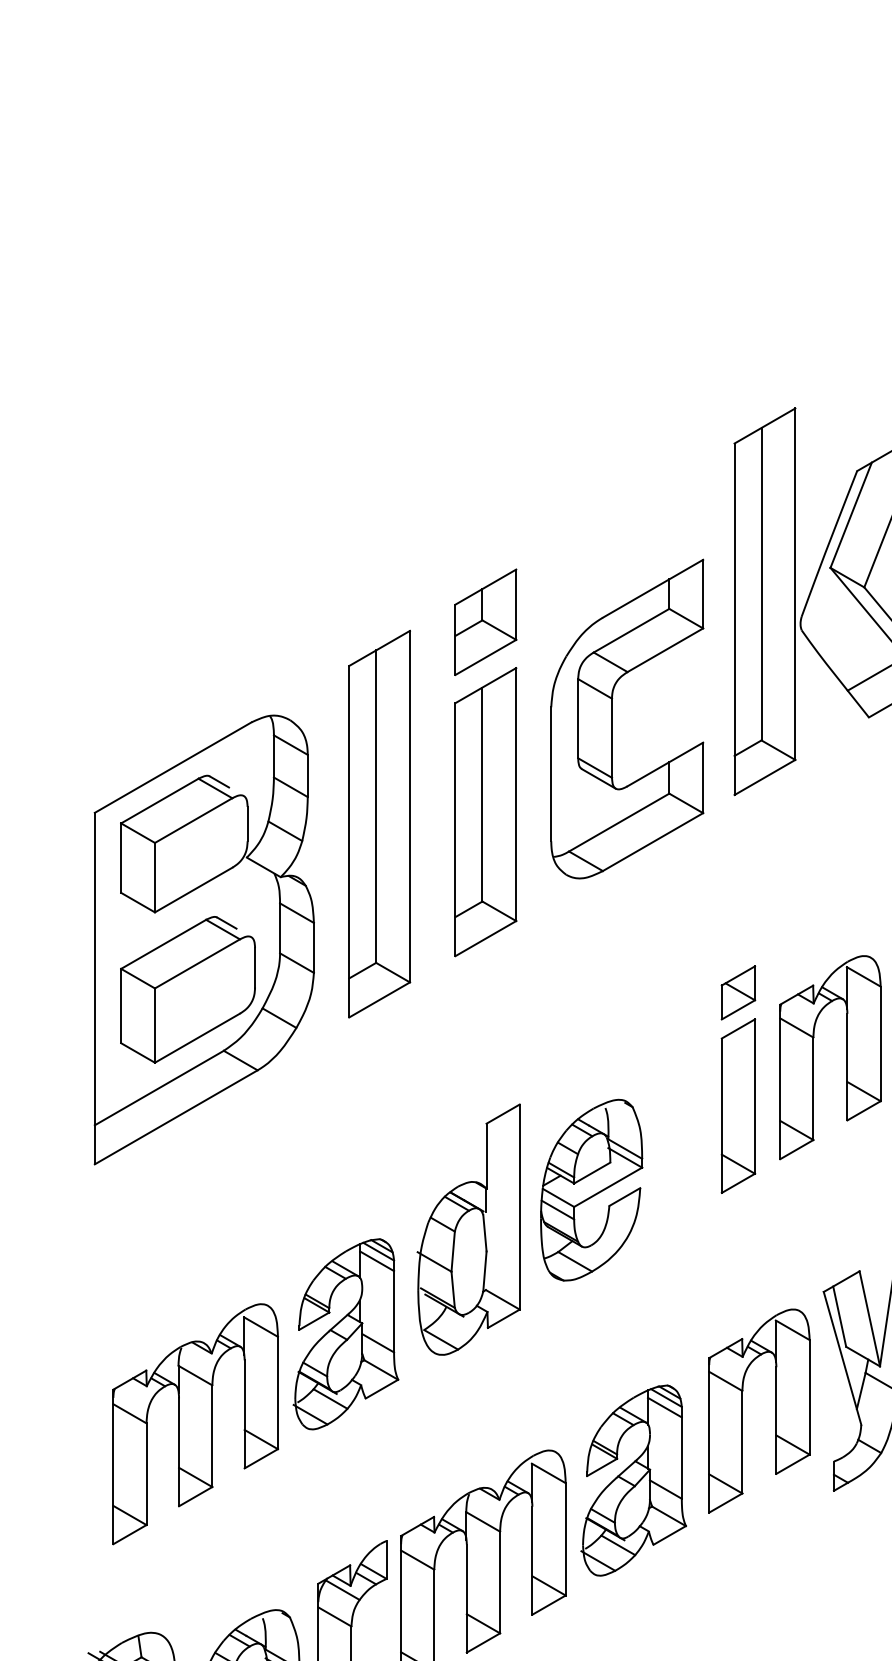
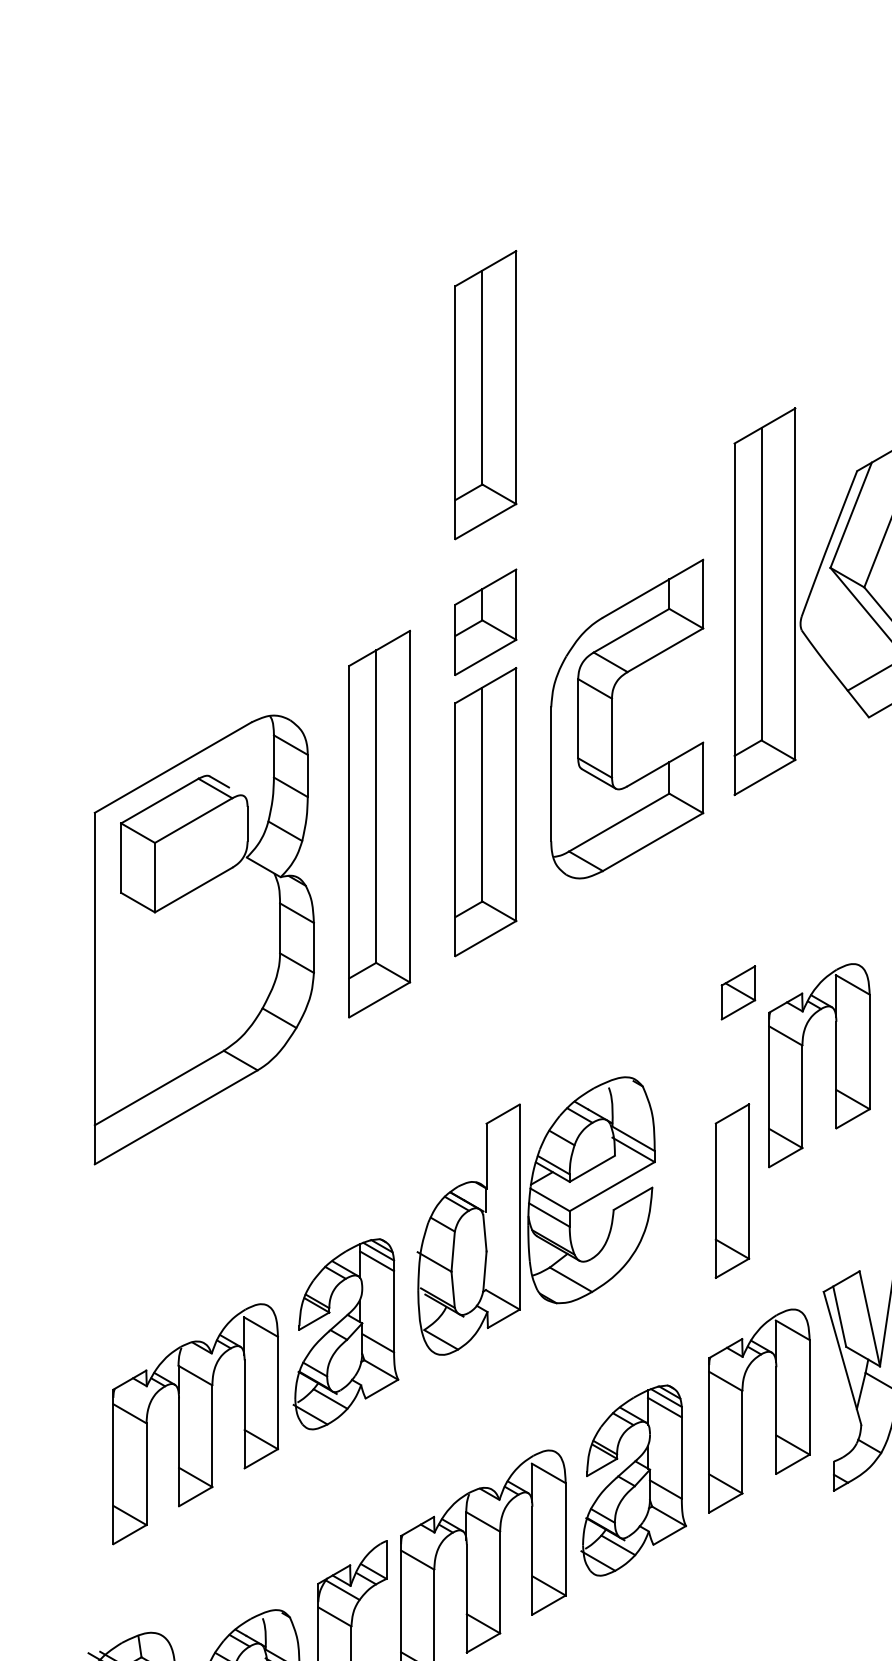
part: none -> present (485, 395)
part: present -> none (187, 989)
part position: (846, 1057) -> (835, 1065) (835, 1065)
part position: (738, 1105) -> (732, 1190) (732, 1190)
part size: 104x184 px -> 129x229 px (591, 1190)
